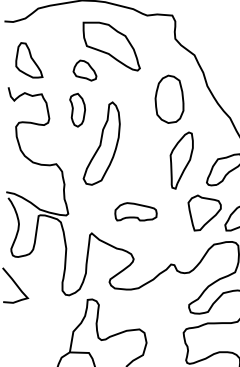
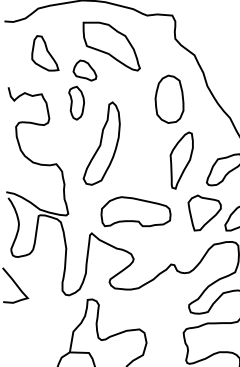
part position: (29, 60) -> (45, 53) (45, 53)
part position: (77, 110) -> (76, 103) (76, 103)
part size: 44x20 px -> 72x32 px (135, 211)
